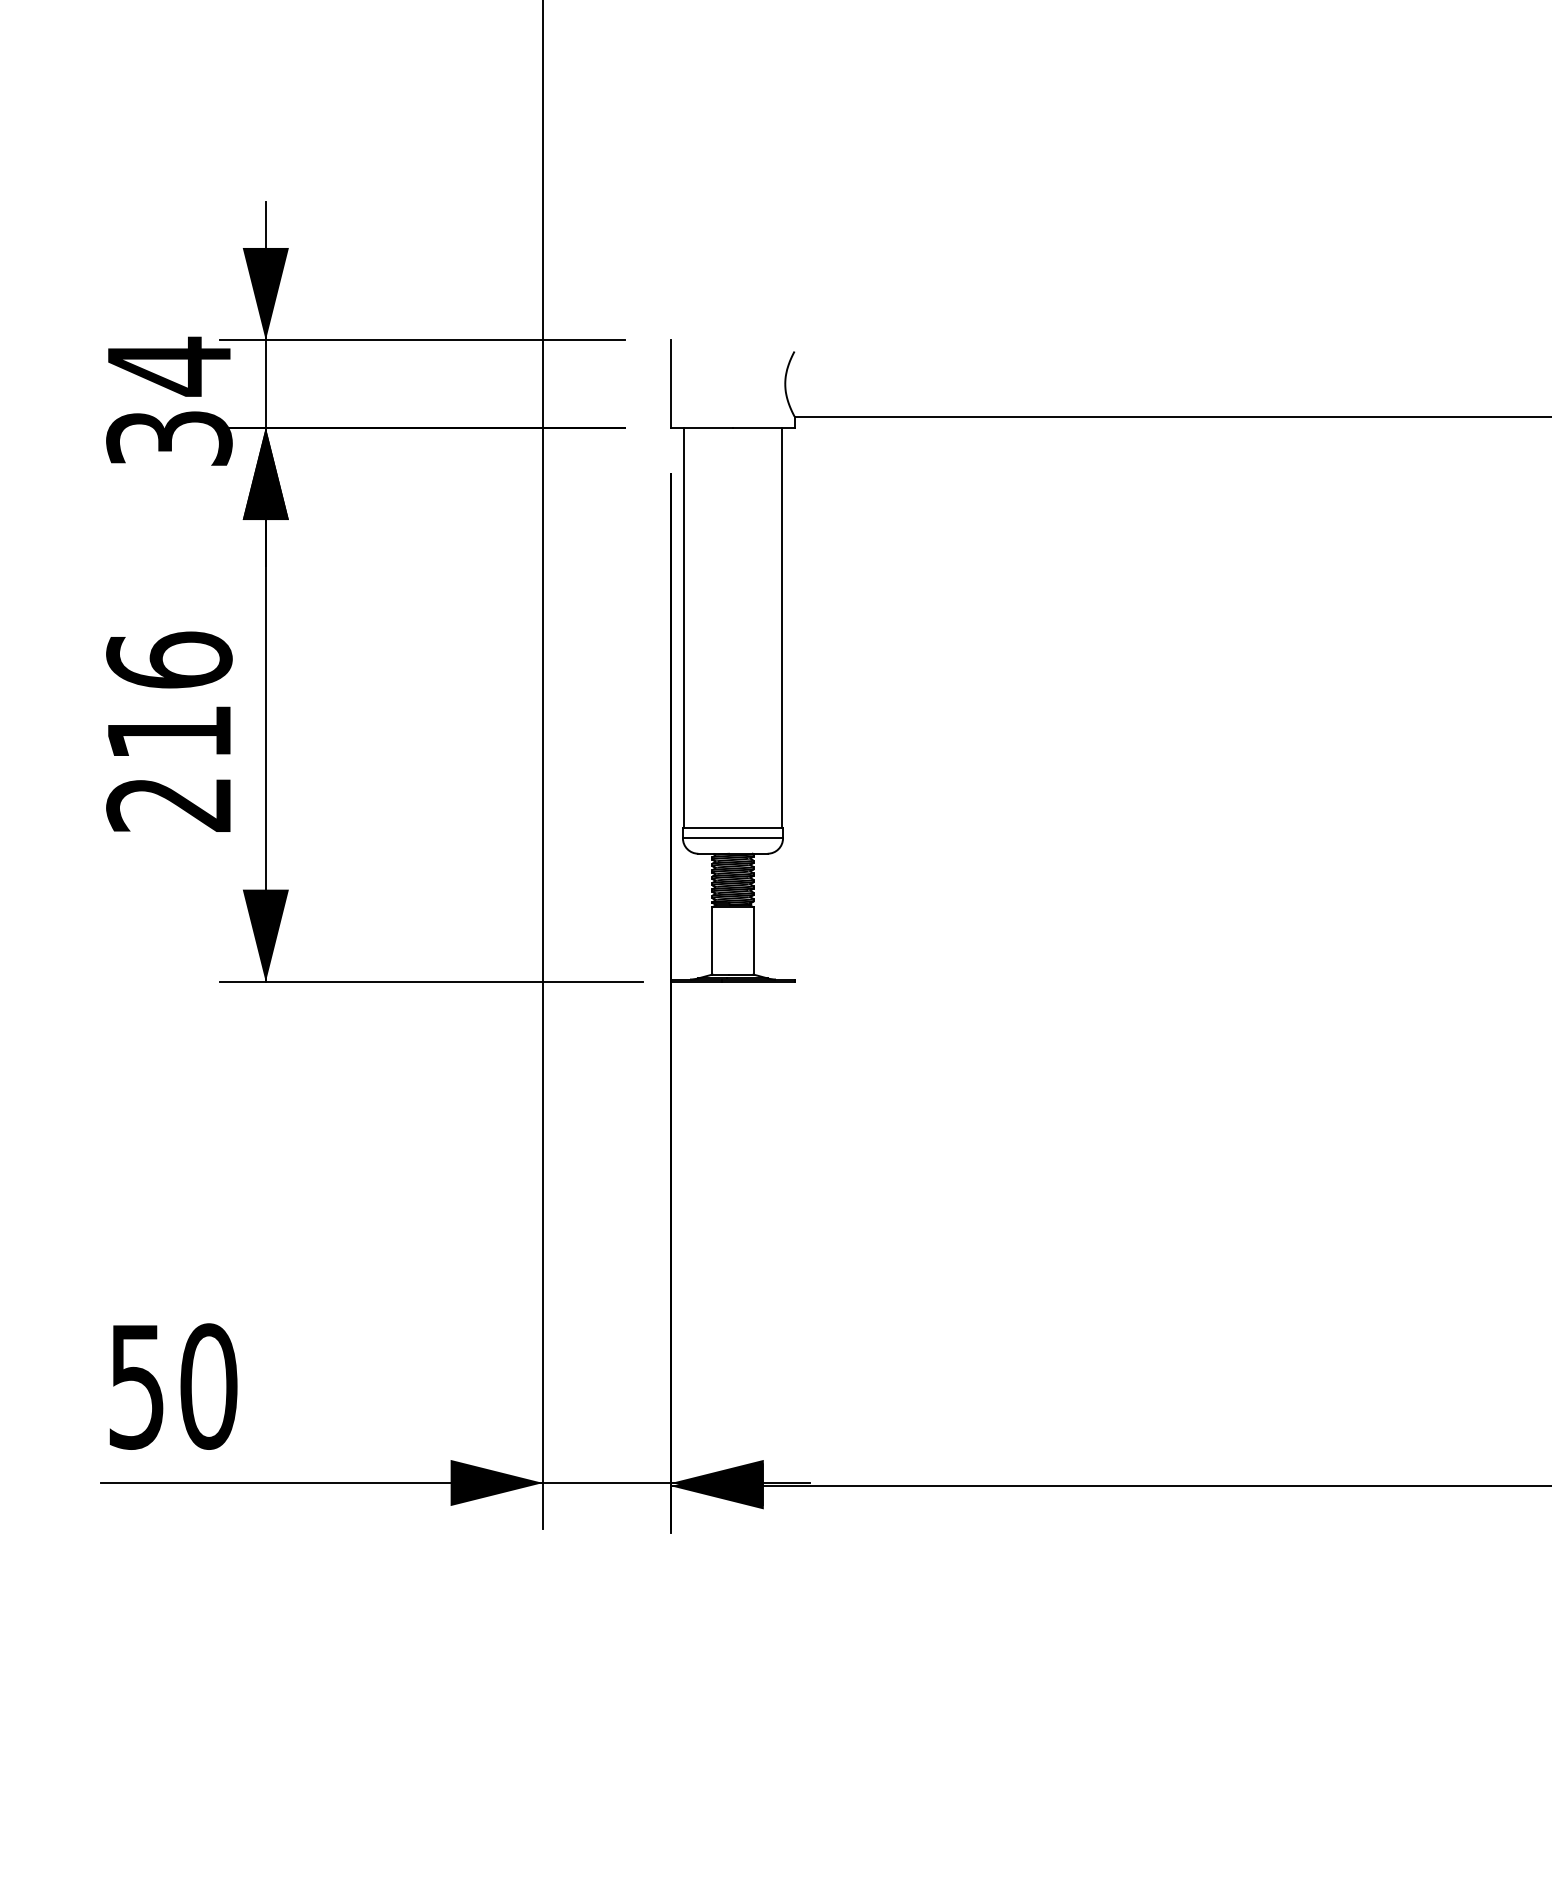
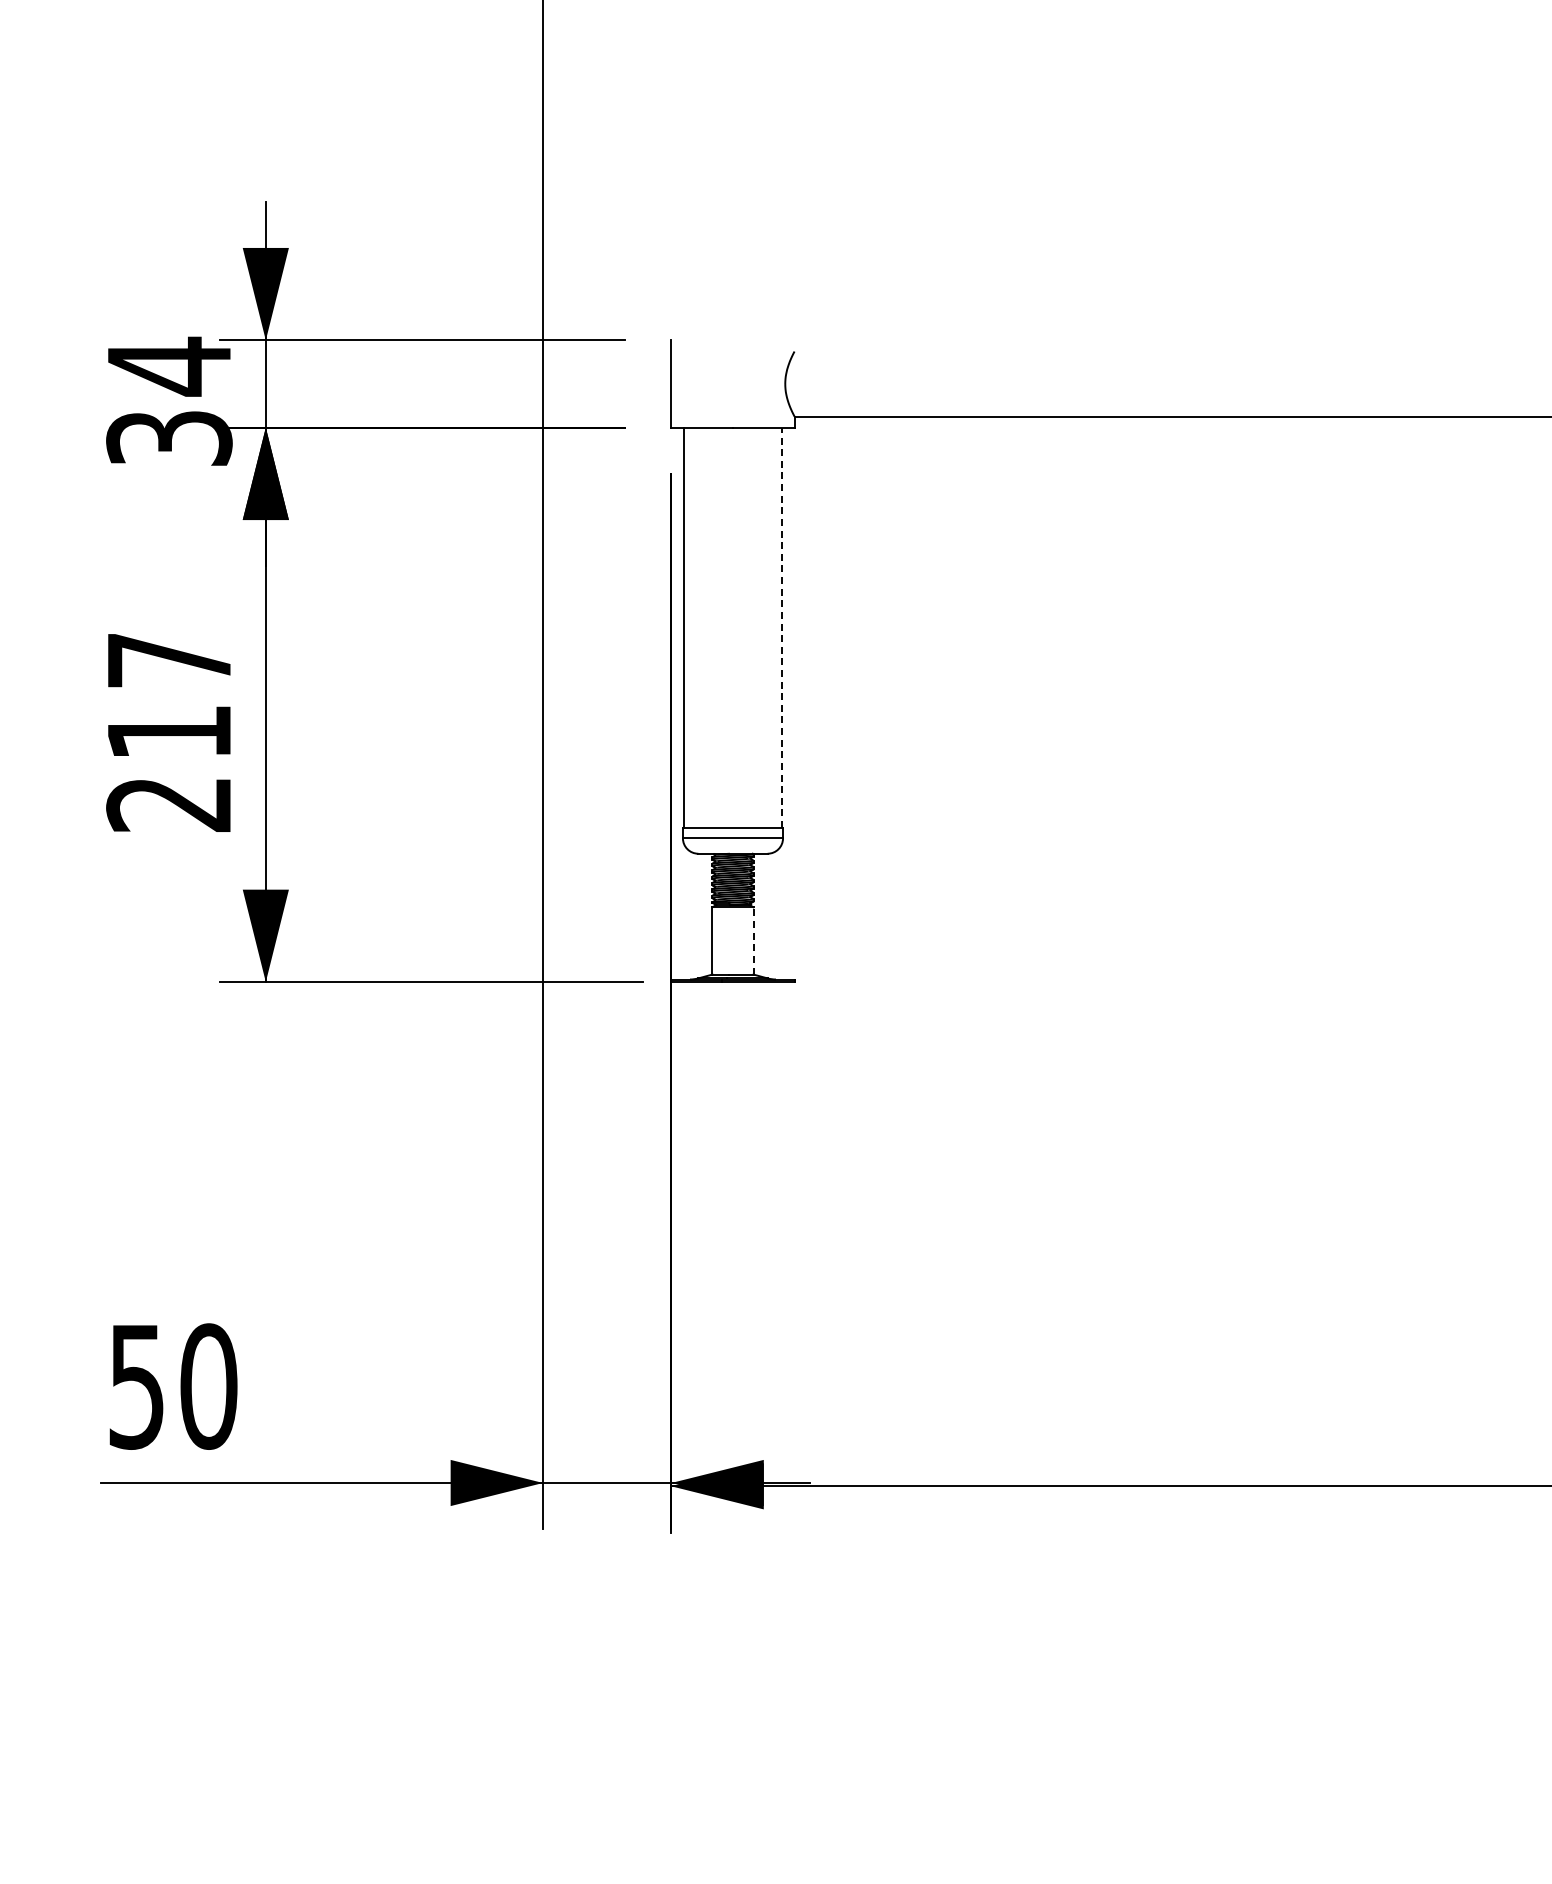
line: solid -> dashed (781, 627)
text: 216 -> 217 (169, 659)
line: solid -> dashed (753, 940)
